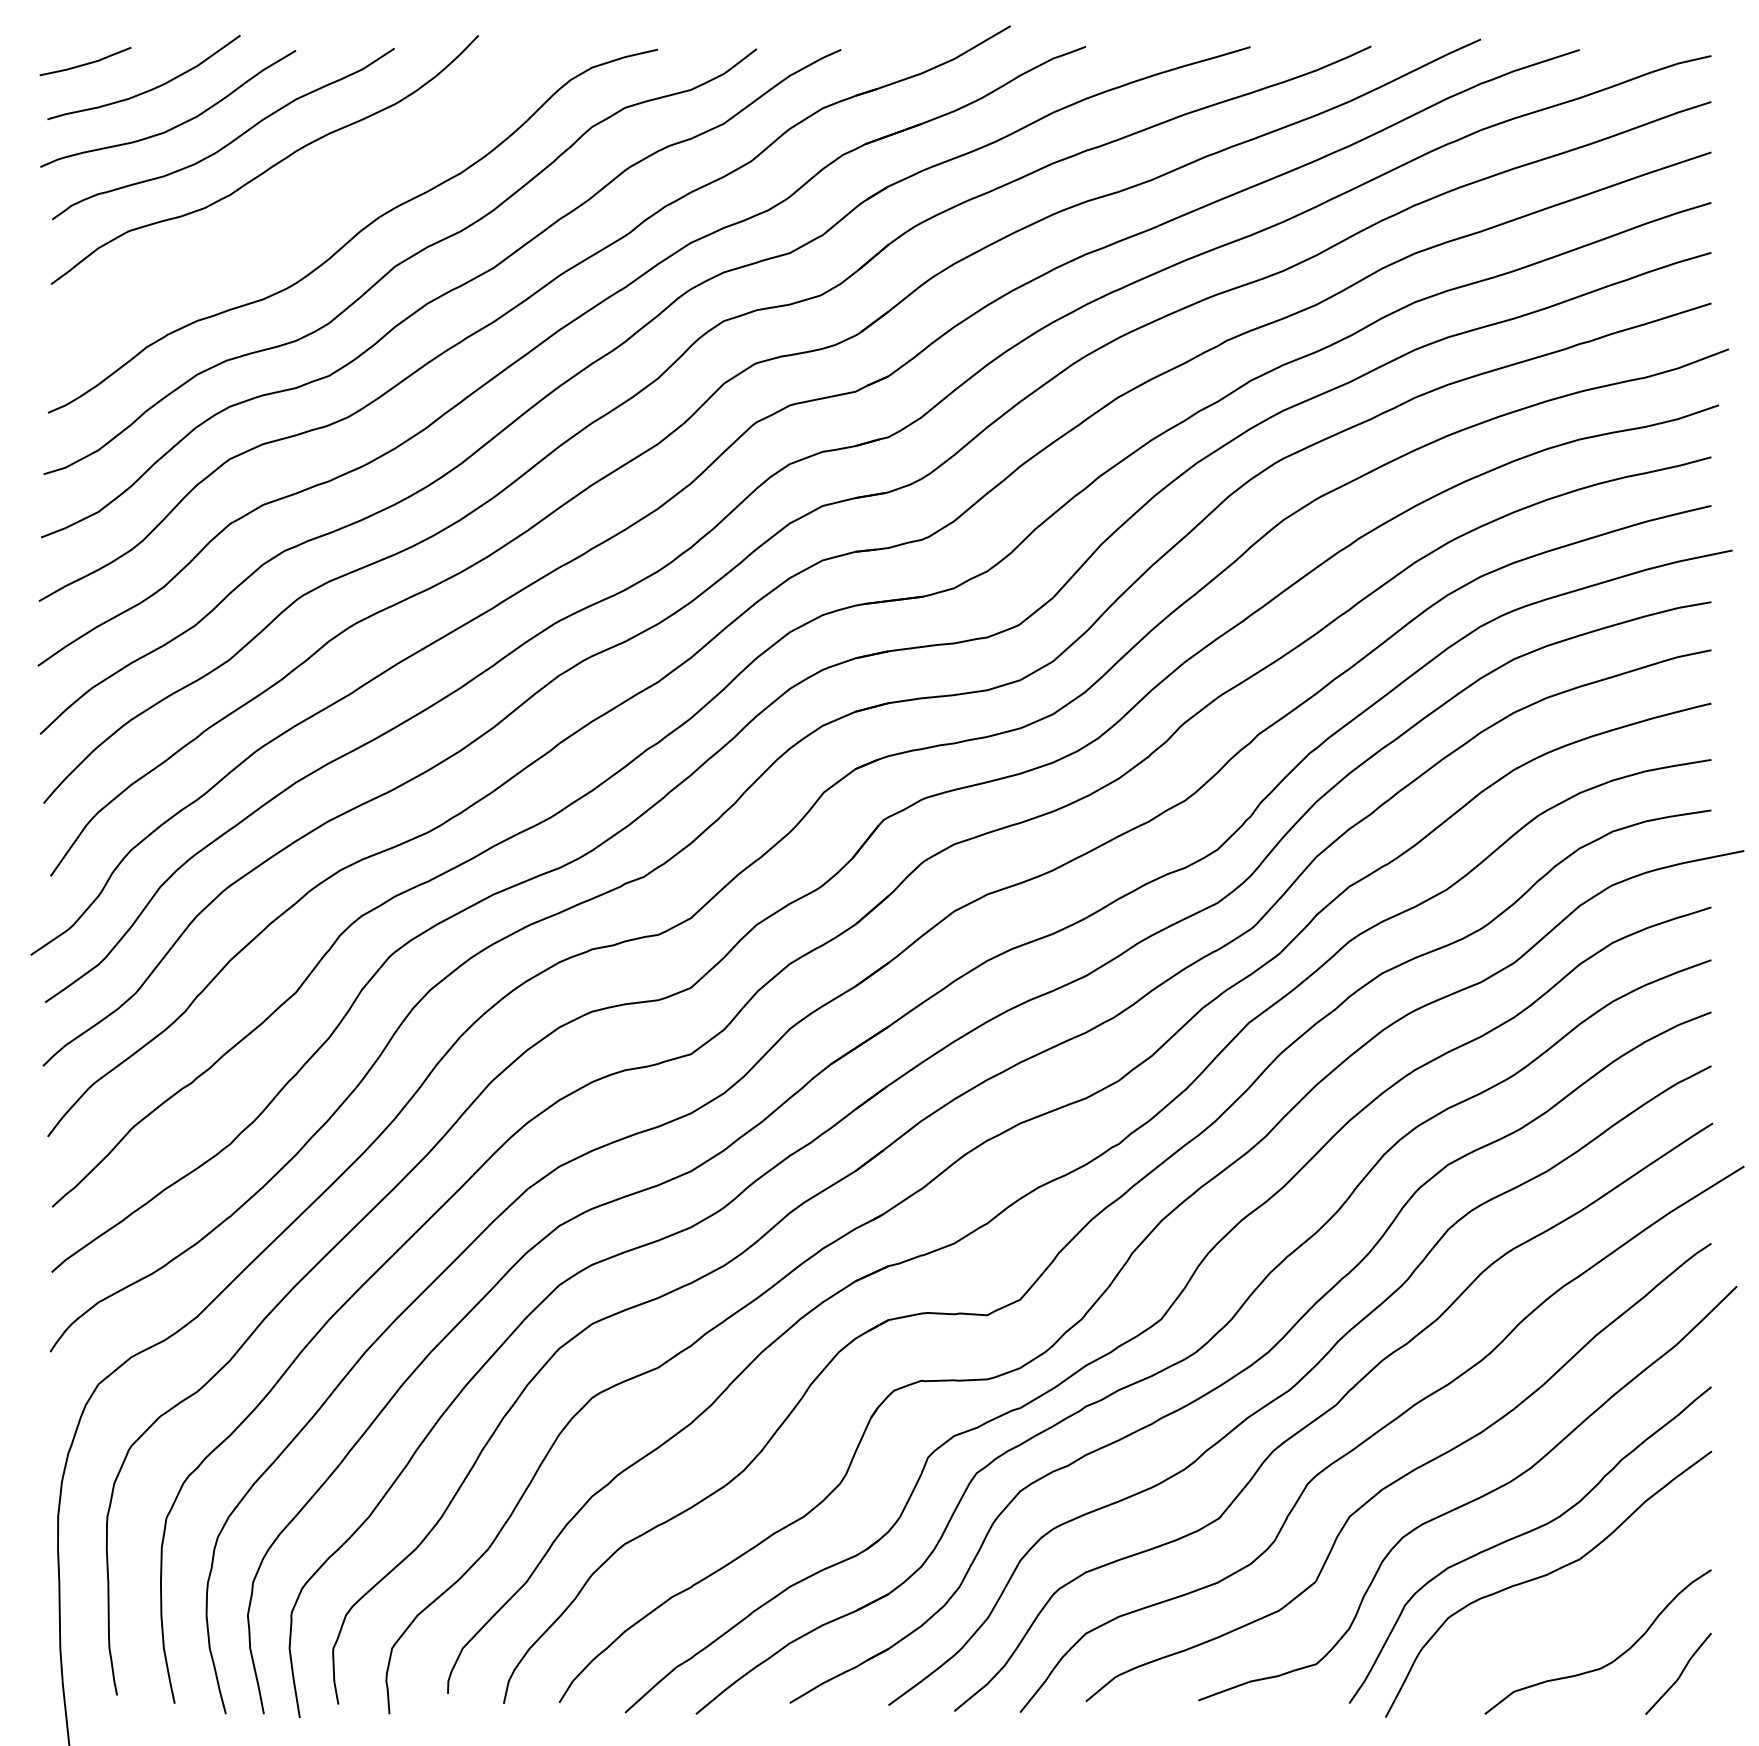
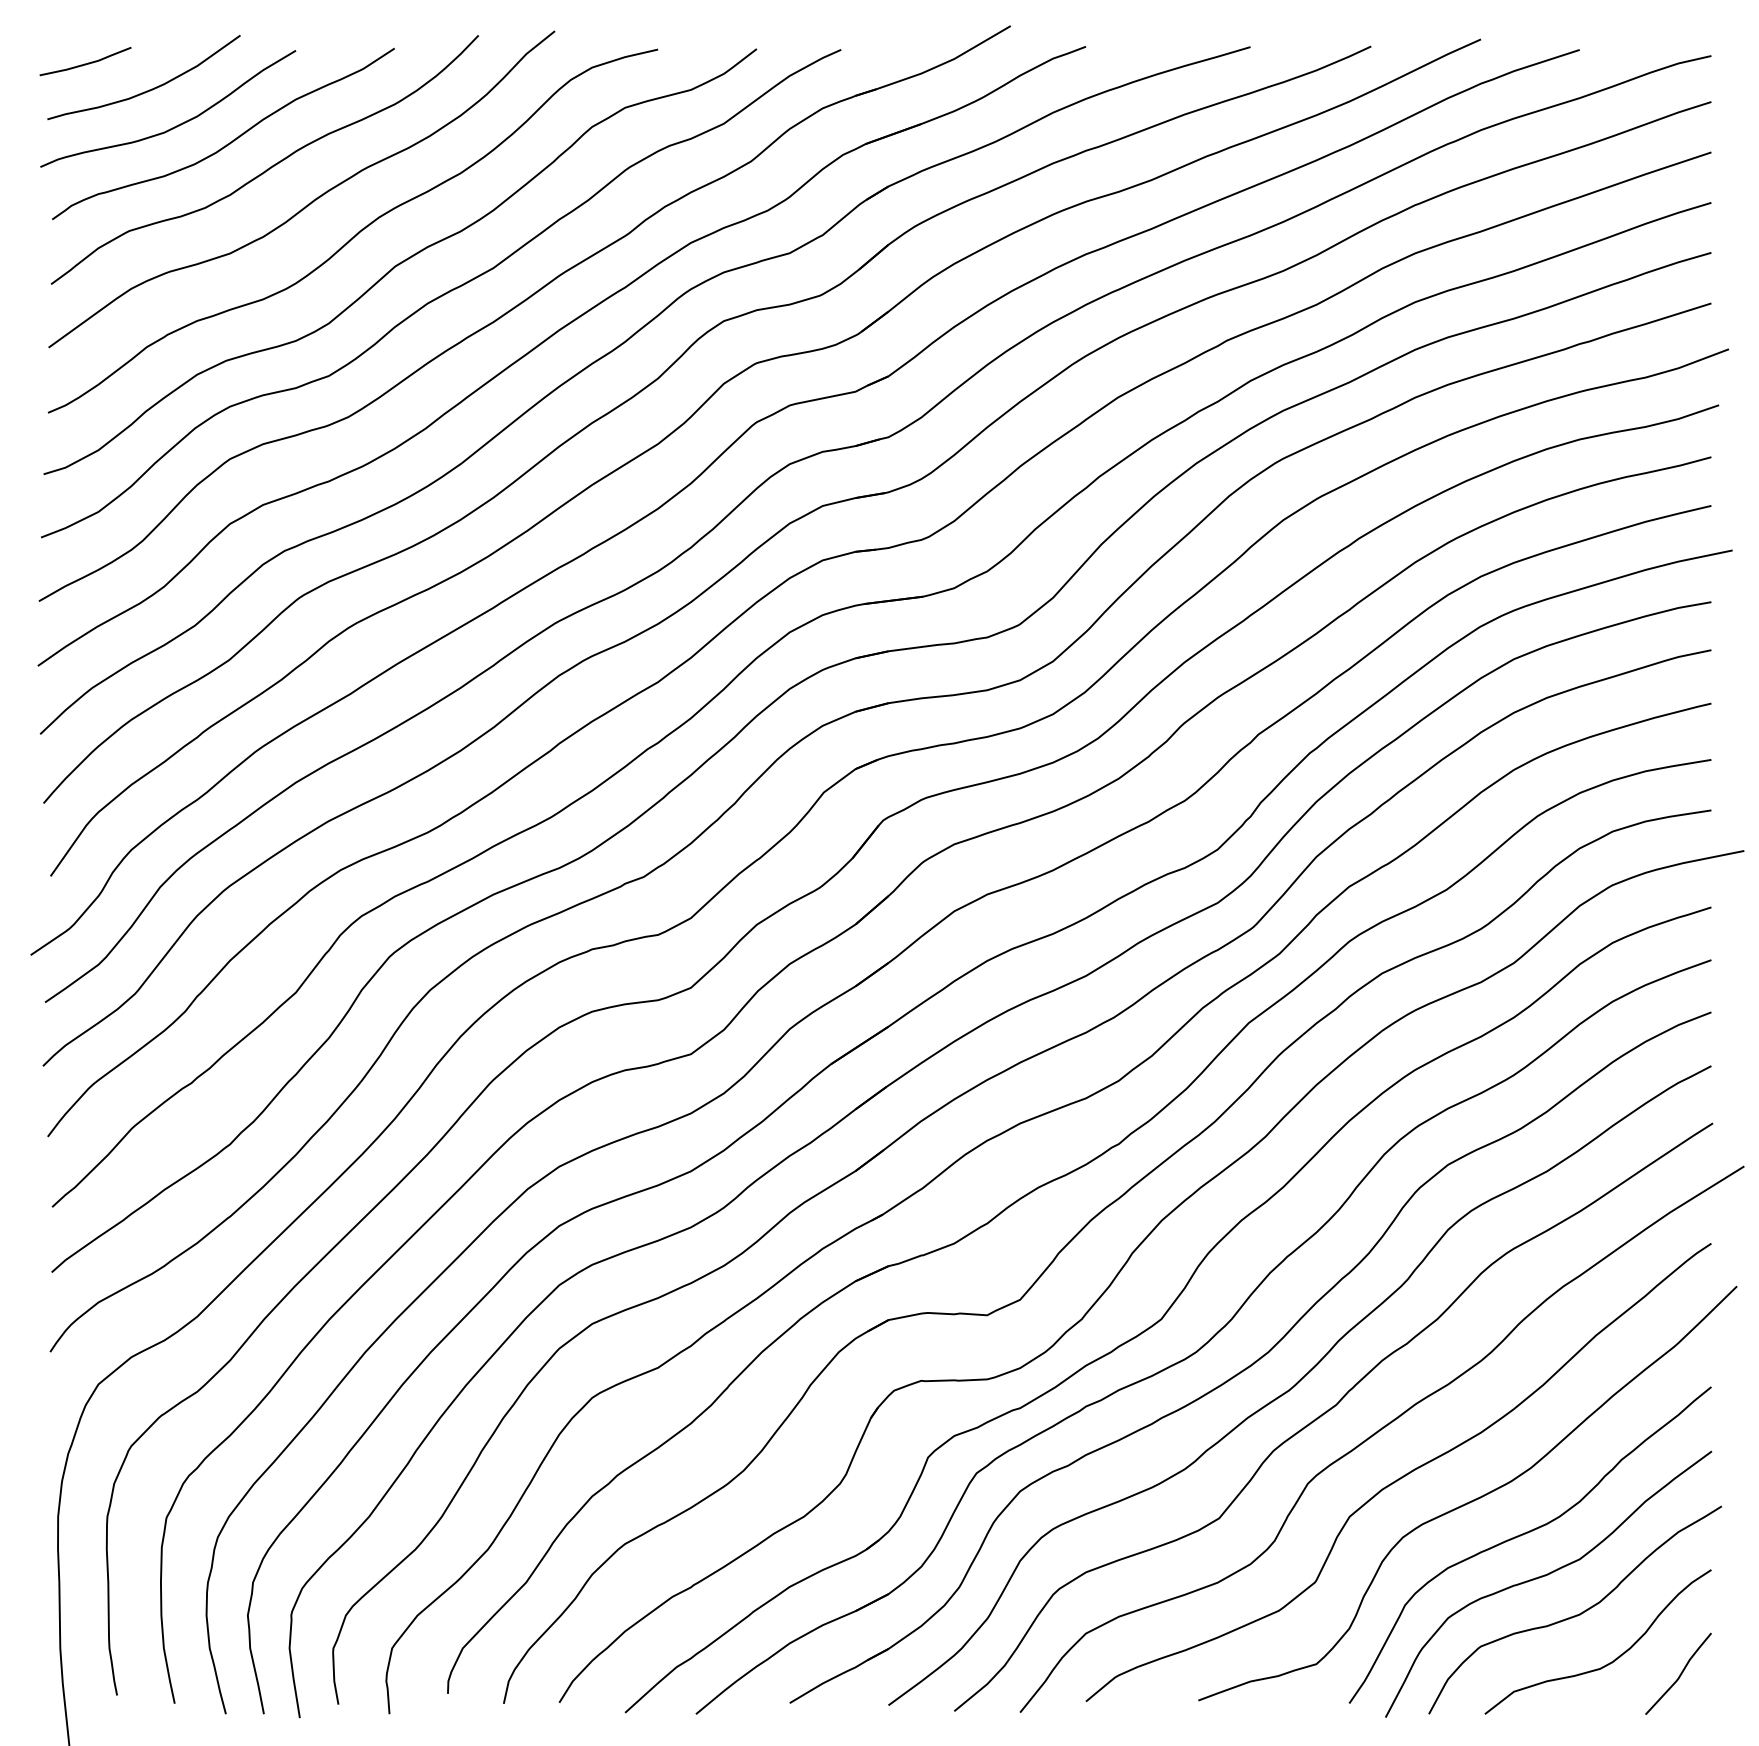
curve: none -> present (312, 200)
curve: none -> present (1576, 1614)
